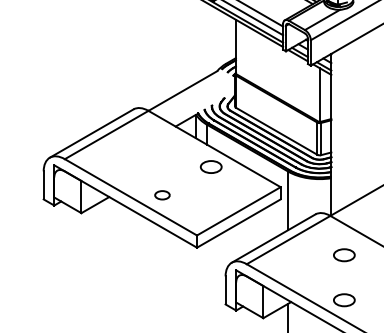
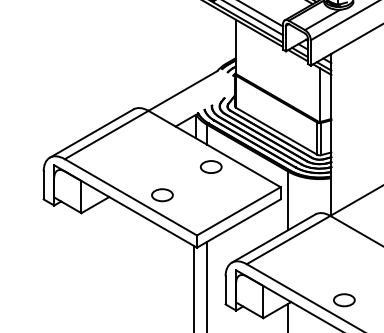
part size: 17x11 px -> 23x15 px (162, 195)
part: present -> none (344, 255)
line: none -> present (206, 285)
line: none -> present (193, 287)
